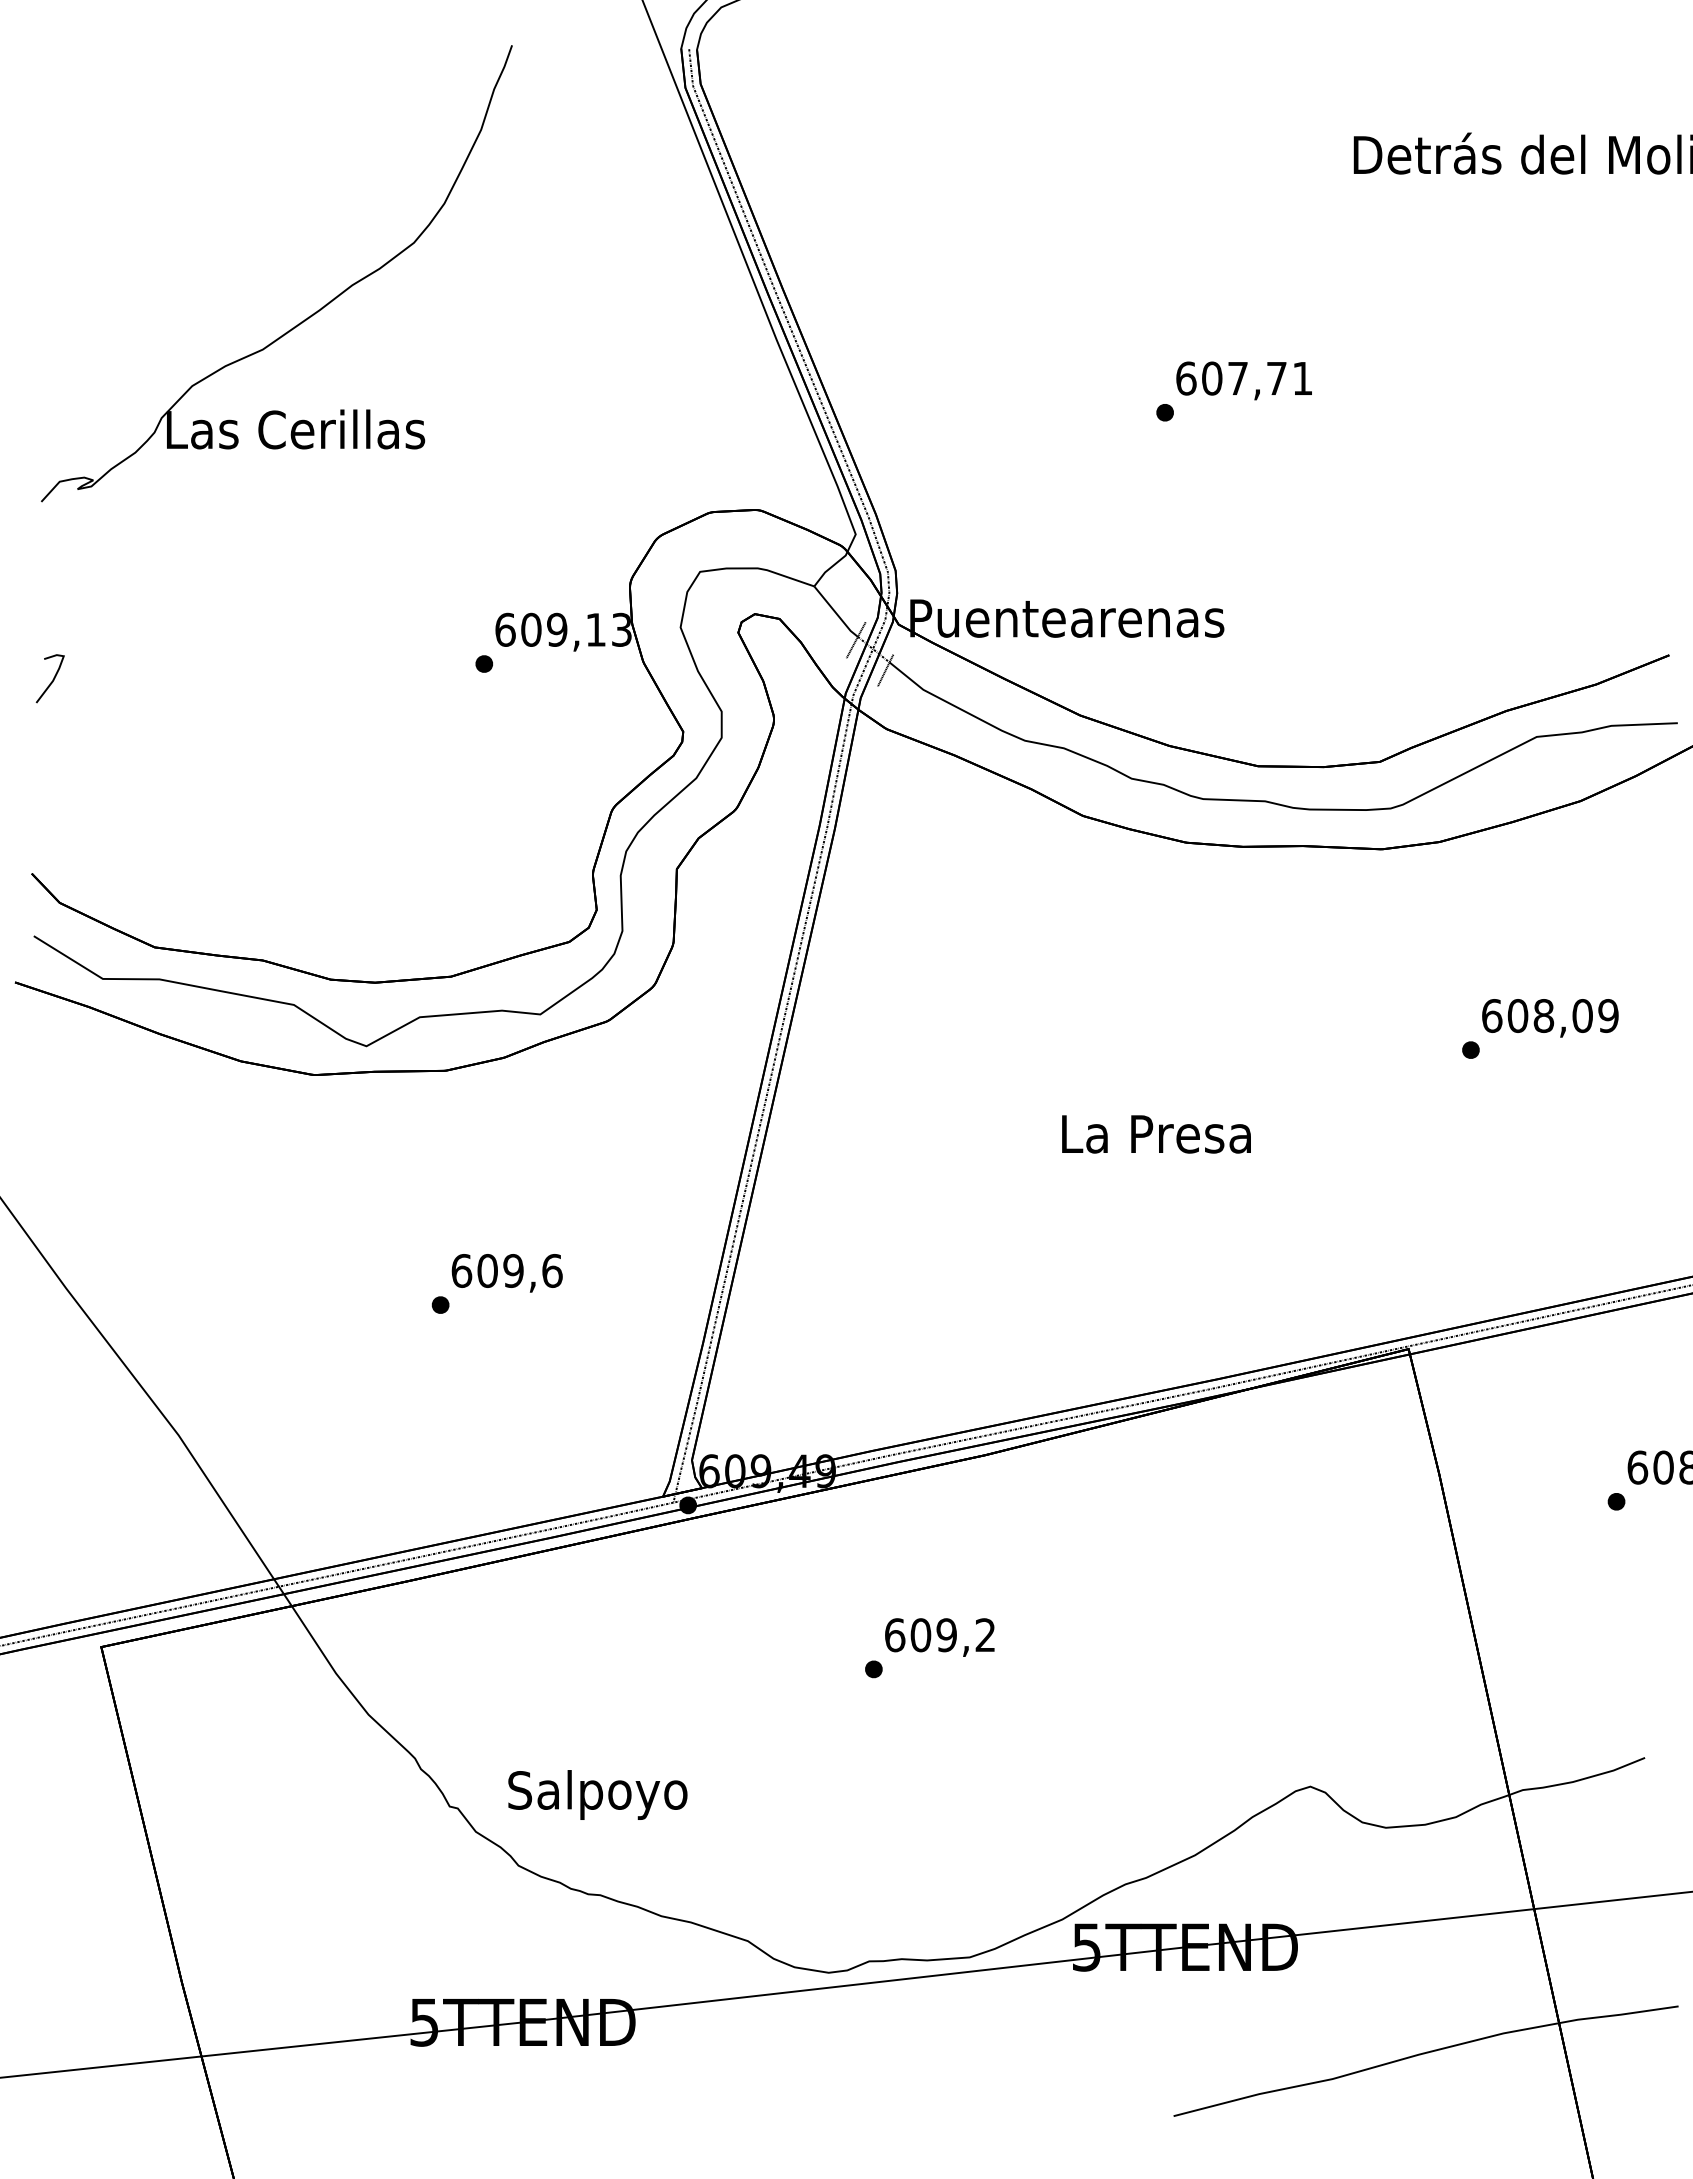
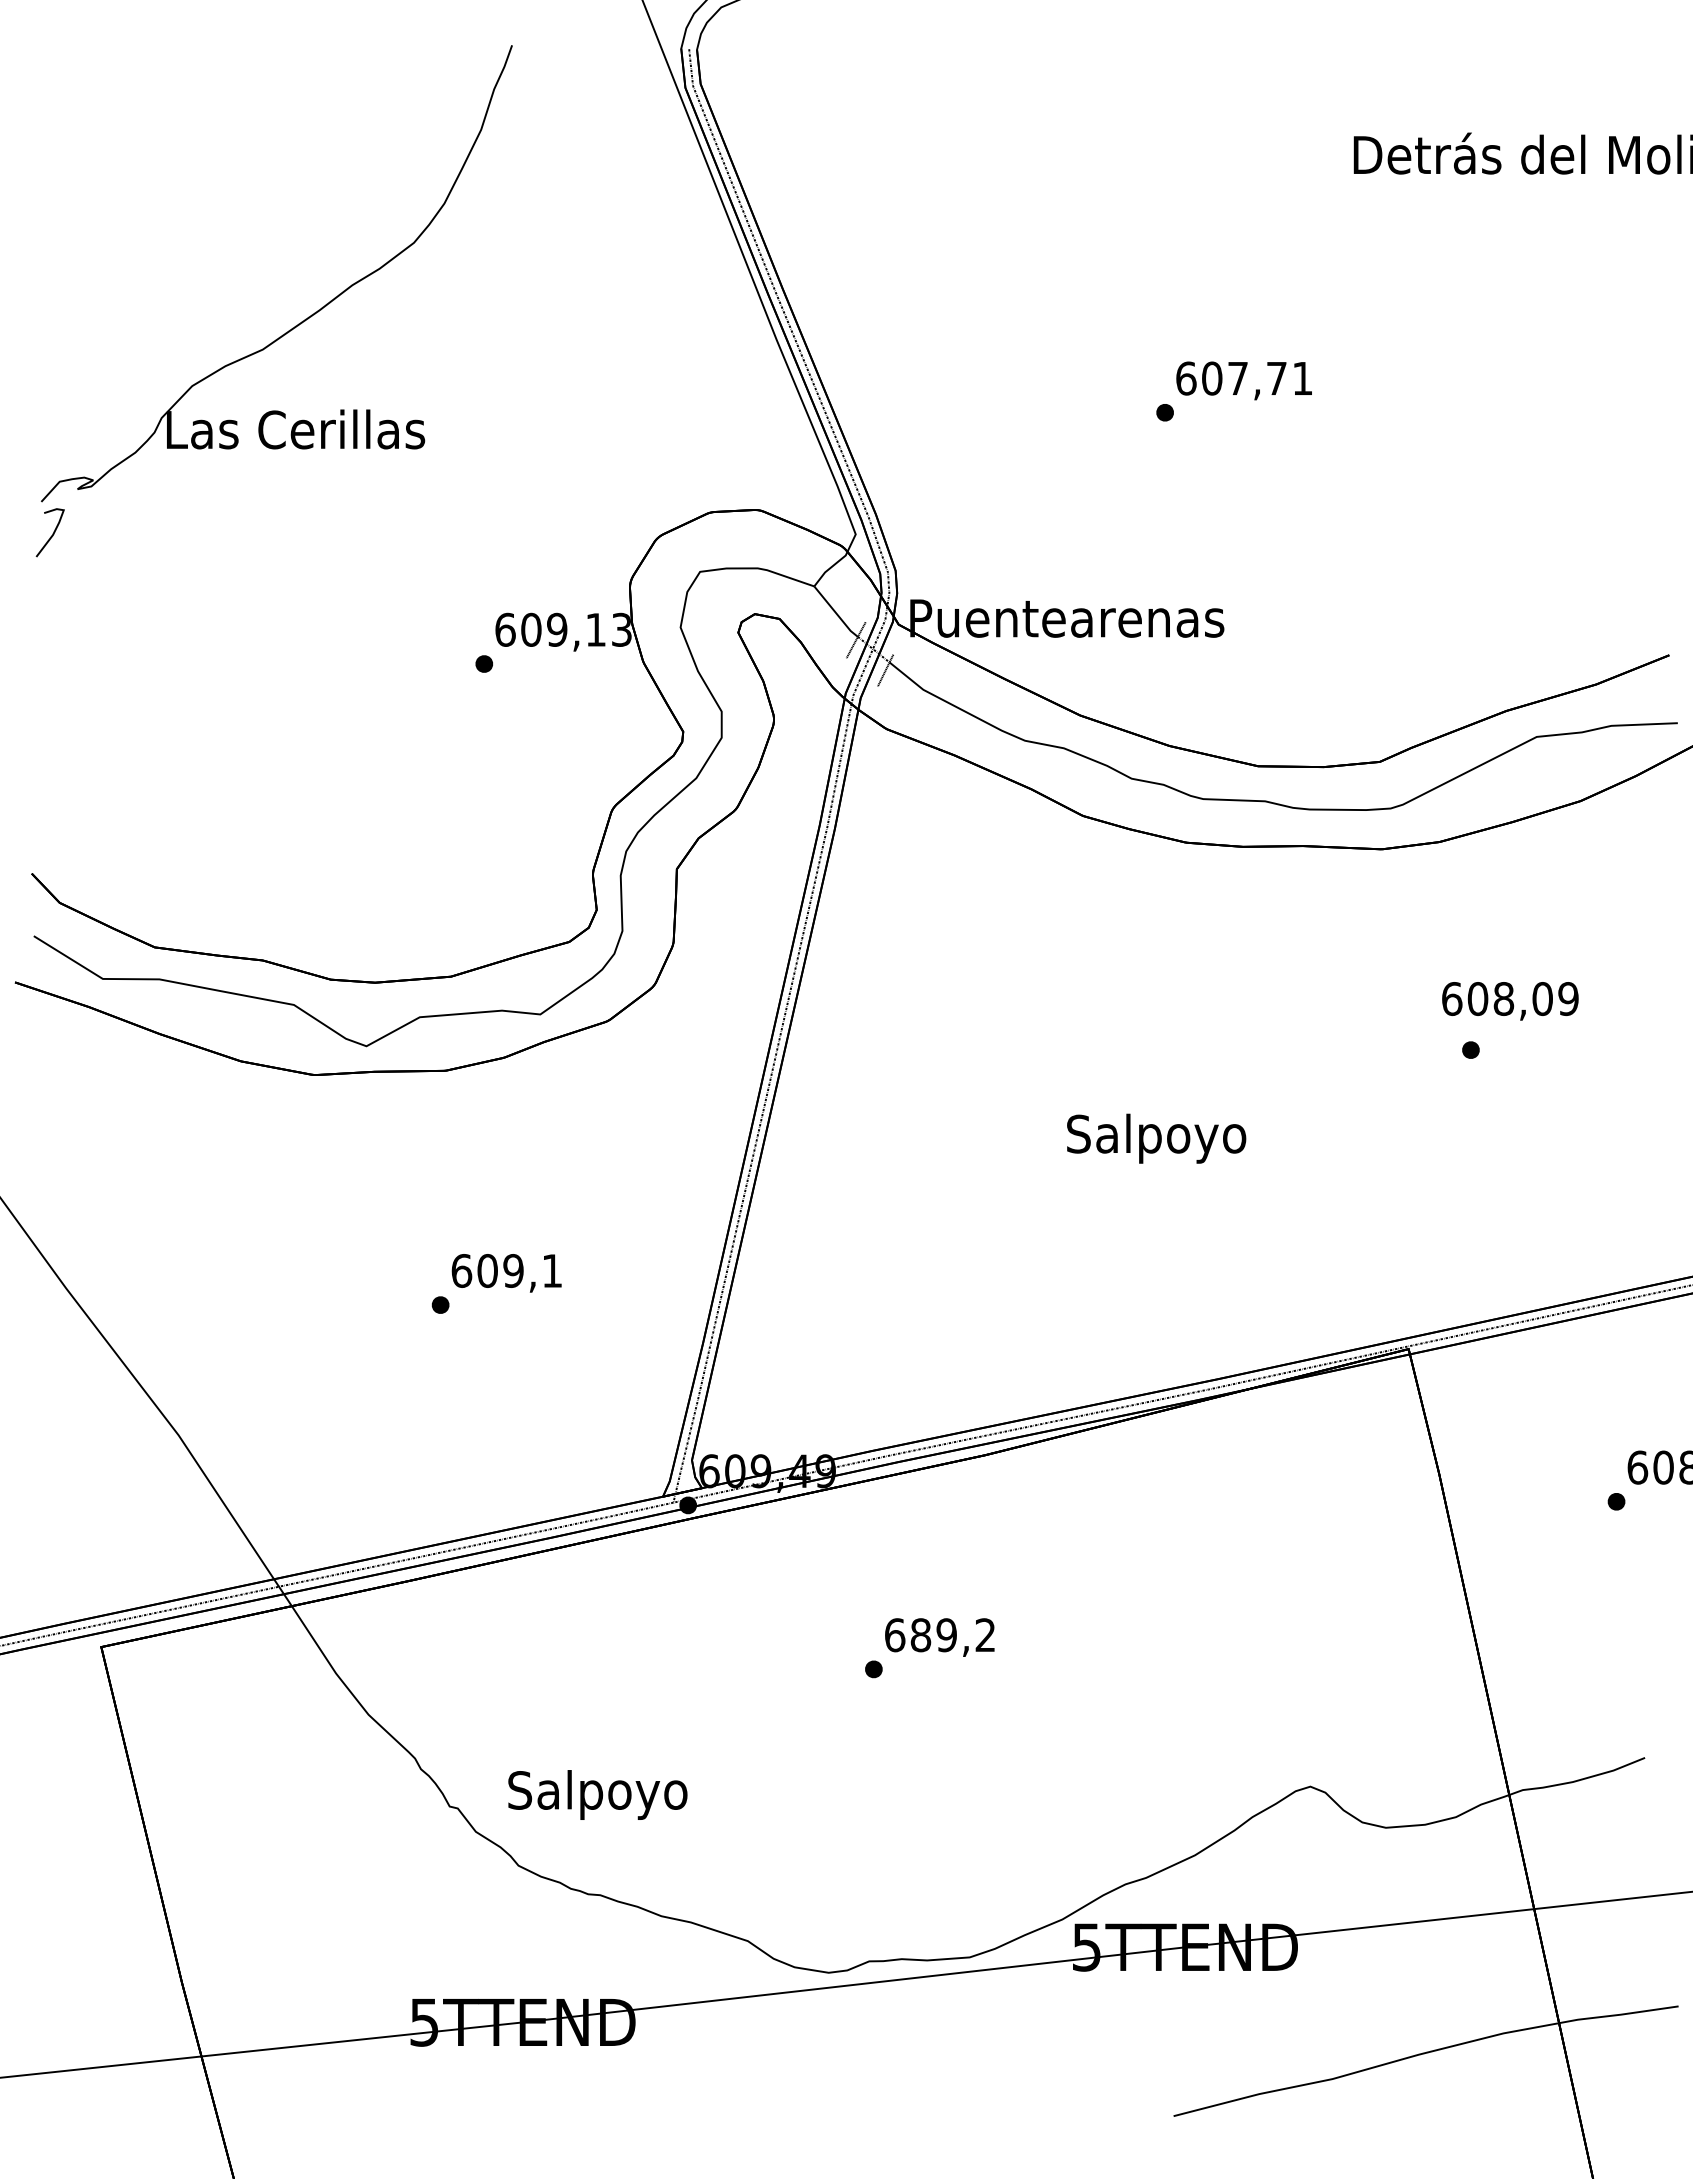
curve position: (52, 679) -> (52, 533) (52, 533)
text position: (1550, 1018) -> (1510, 1001) (1510, 1001)
text: La Presa -> Salpoyo (1156, 1138)
text: 609,6 -> 609,1 (552, 1270)
text: 609,2 -> 689,2 (920, 1635)
